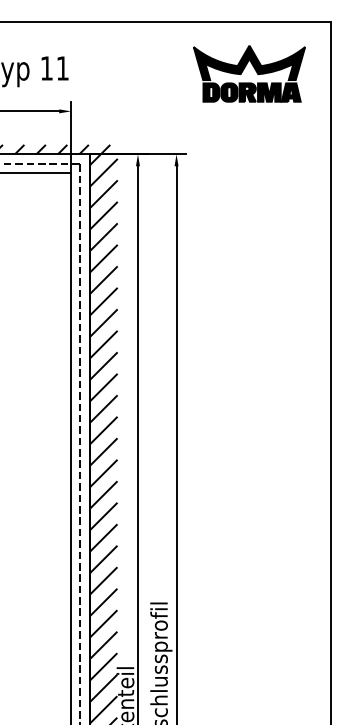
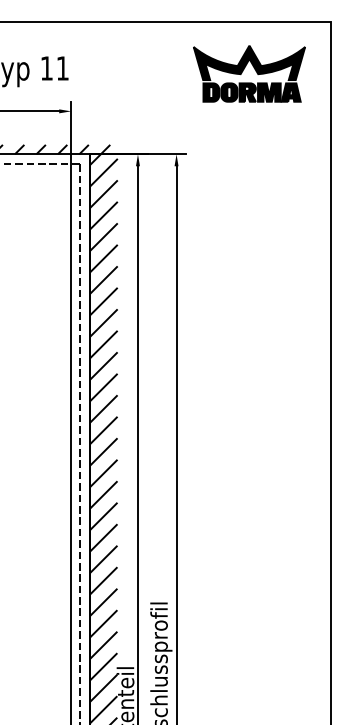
line: present -> none (36, 172)
